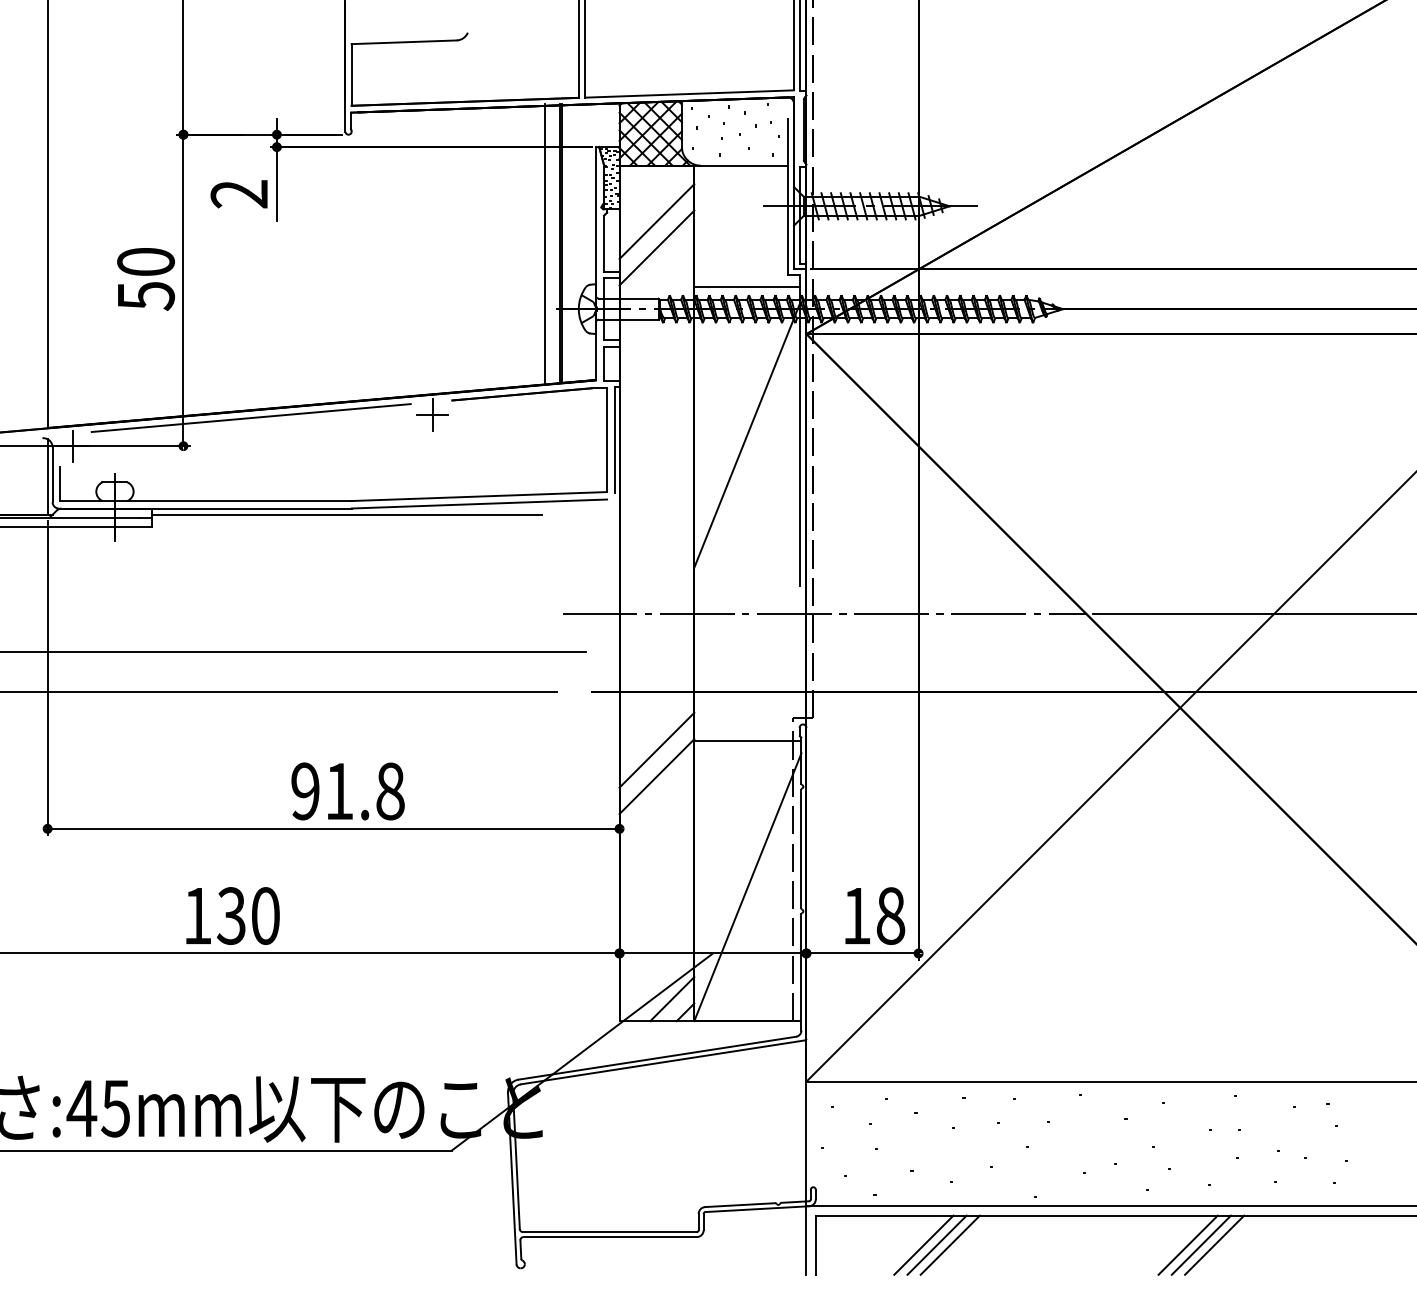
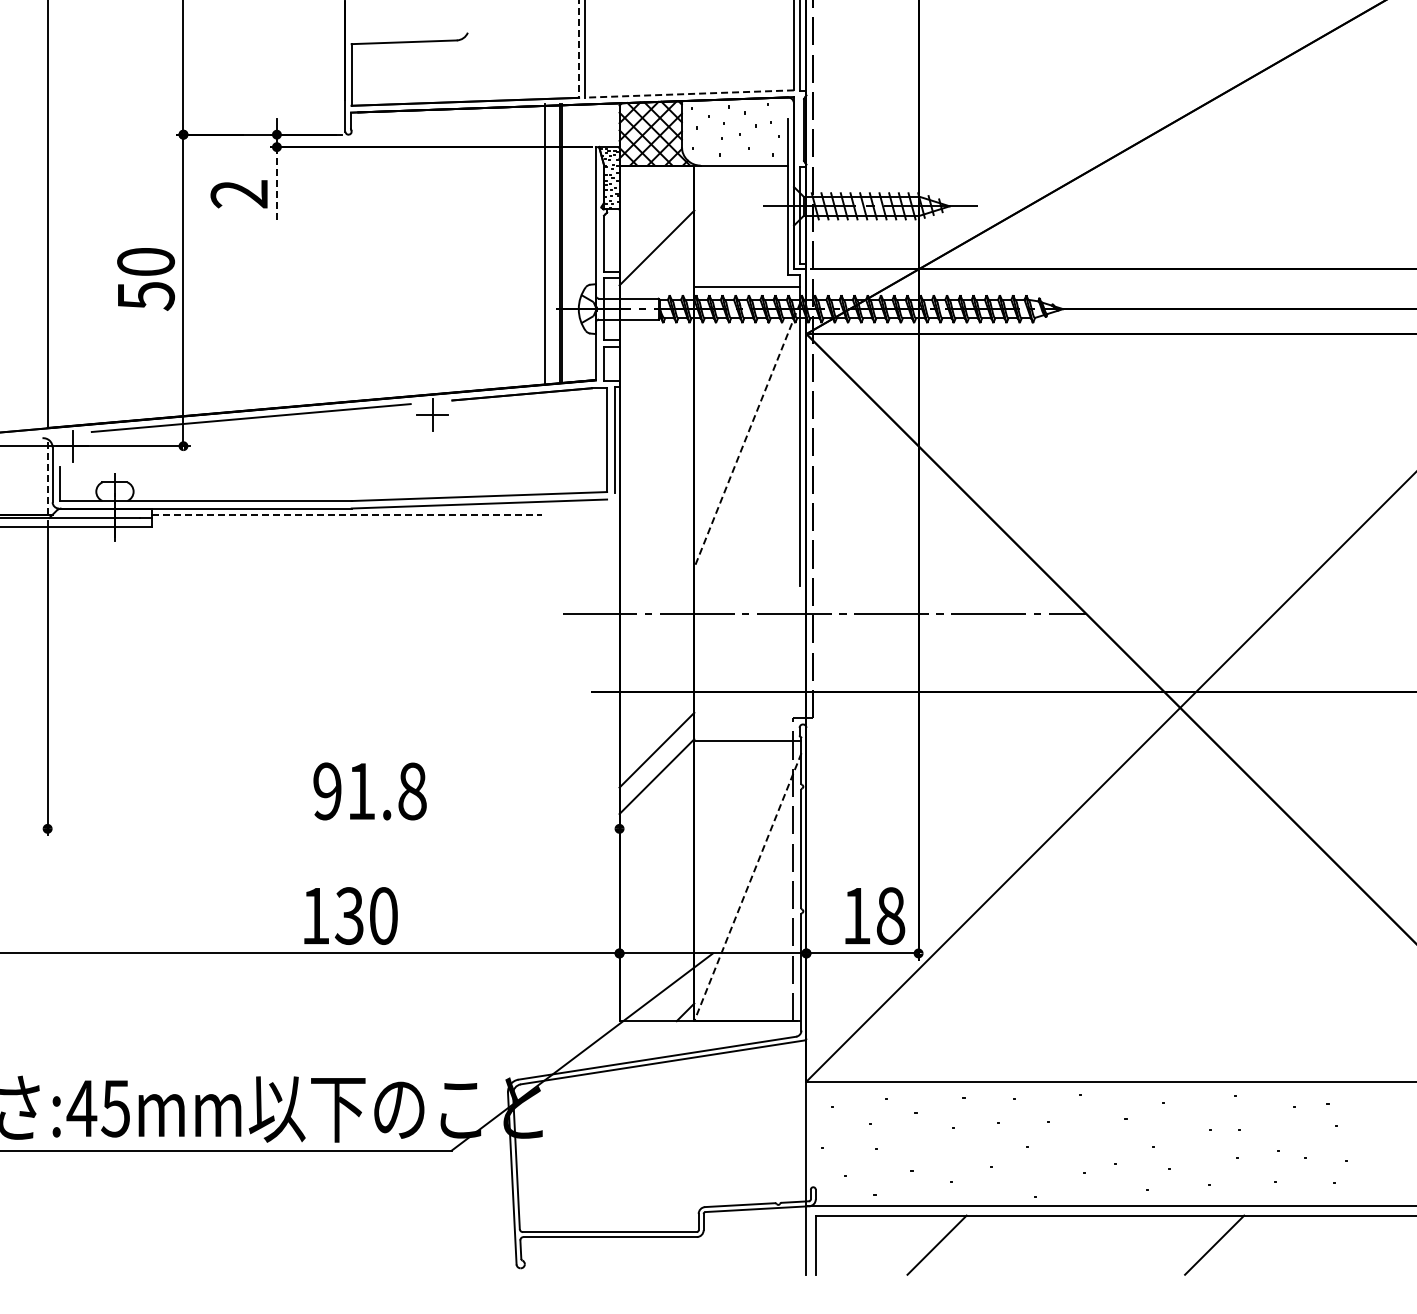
line: solid -> dashed (579, 49)
line: solid -> dashed (689, 94)
line: solid -> dashed (276, 184)
line: present -> none (656, 221)
line: solid -> dashed (747, 435)
line: solid -> dashed (47, 476)
line: solid -> dashed (347, 514)
line: present -> none (1252, 614)
line: present -> none (293, 651)
line: present -> none (279, 692)
text position: (347, 791) -> (369, 791) (369, 791)
line: present -> none (333, 828)
line: solid -> dashed (747, 887)
text position: (232, 915) -> (350, 915) (350, 915)
line: present -> none (672, 999)
line: present -> none (923, 1244)
line: present -> none (949, 1244)
line: present -> none (1187, 1244)
line: present -> none (1201, 1244)
